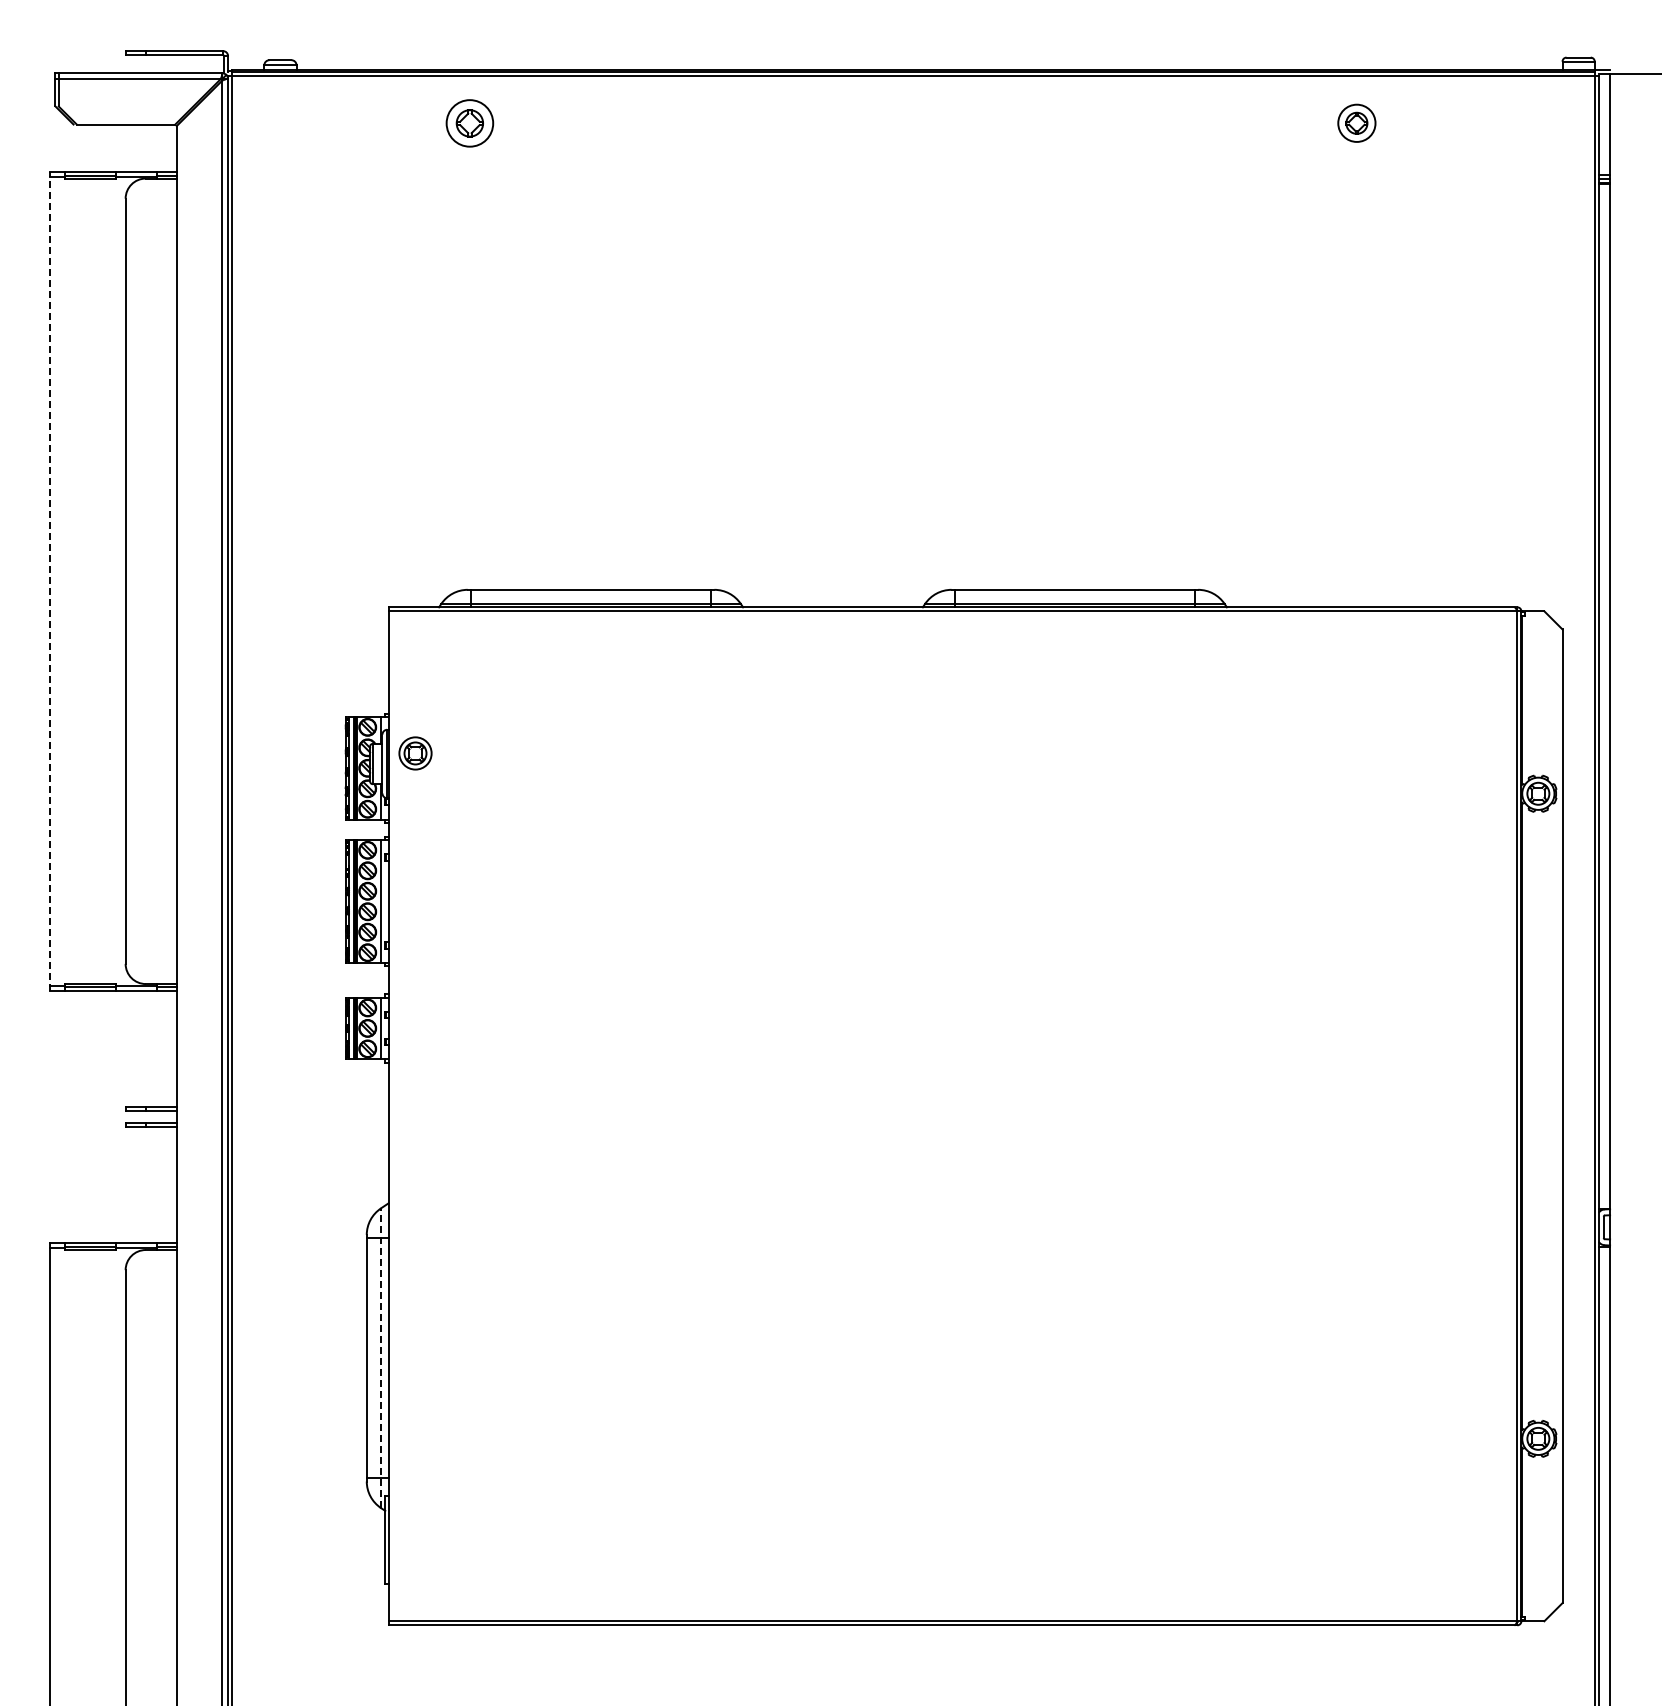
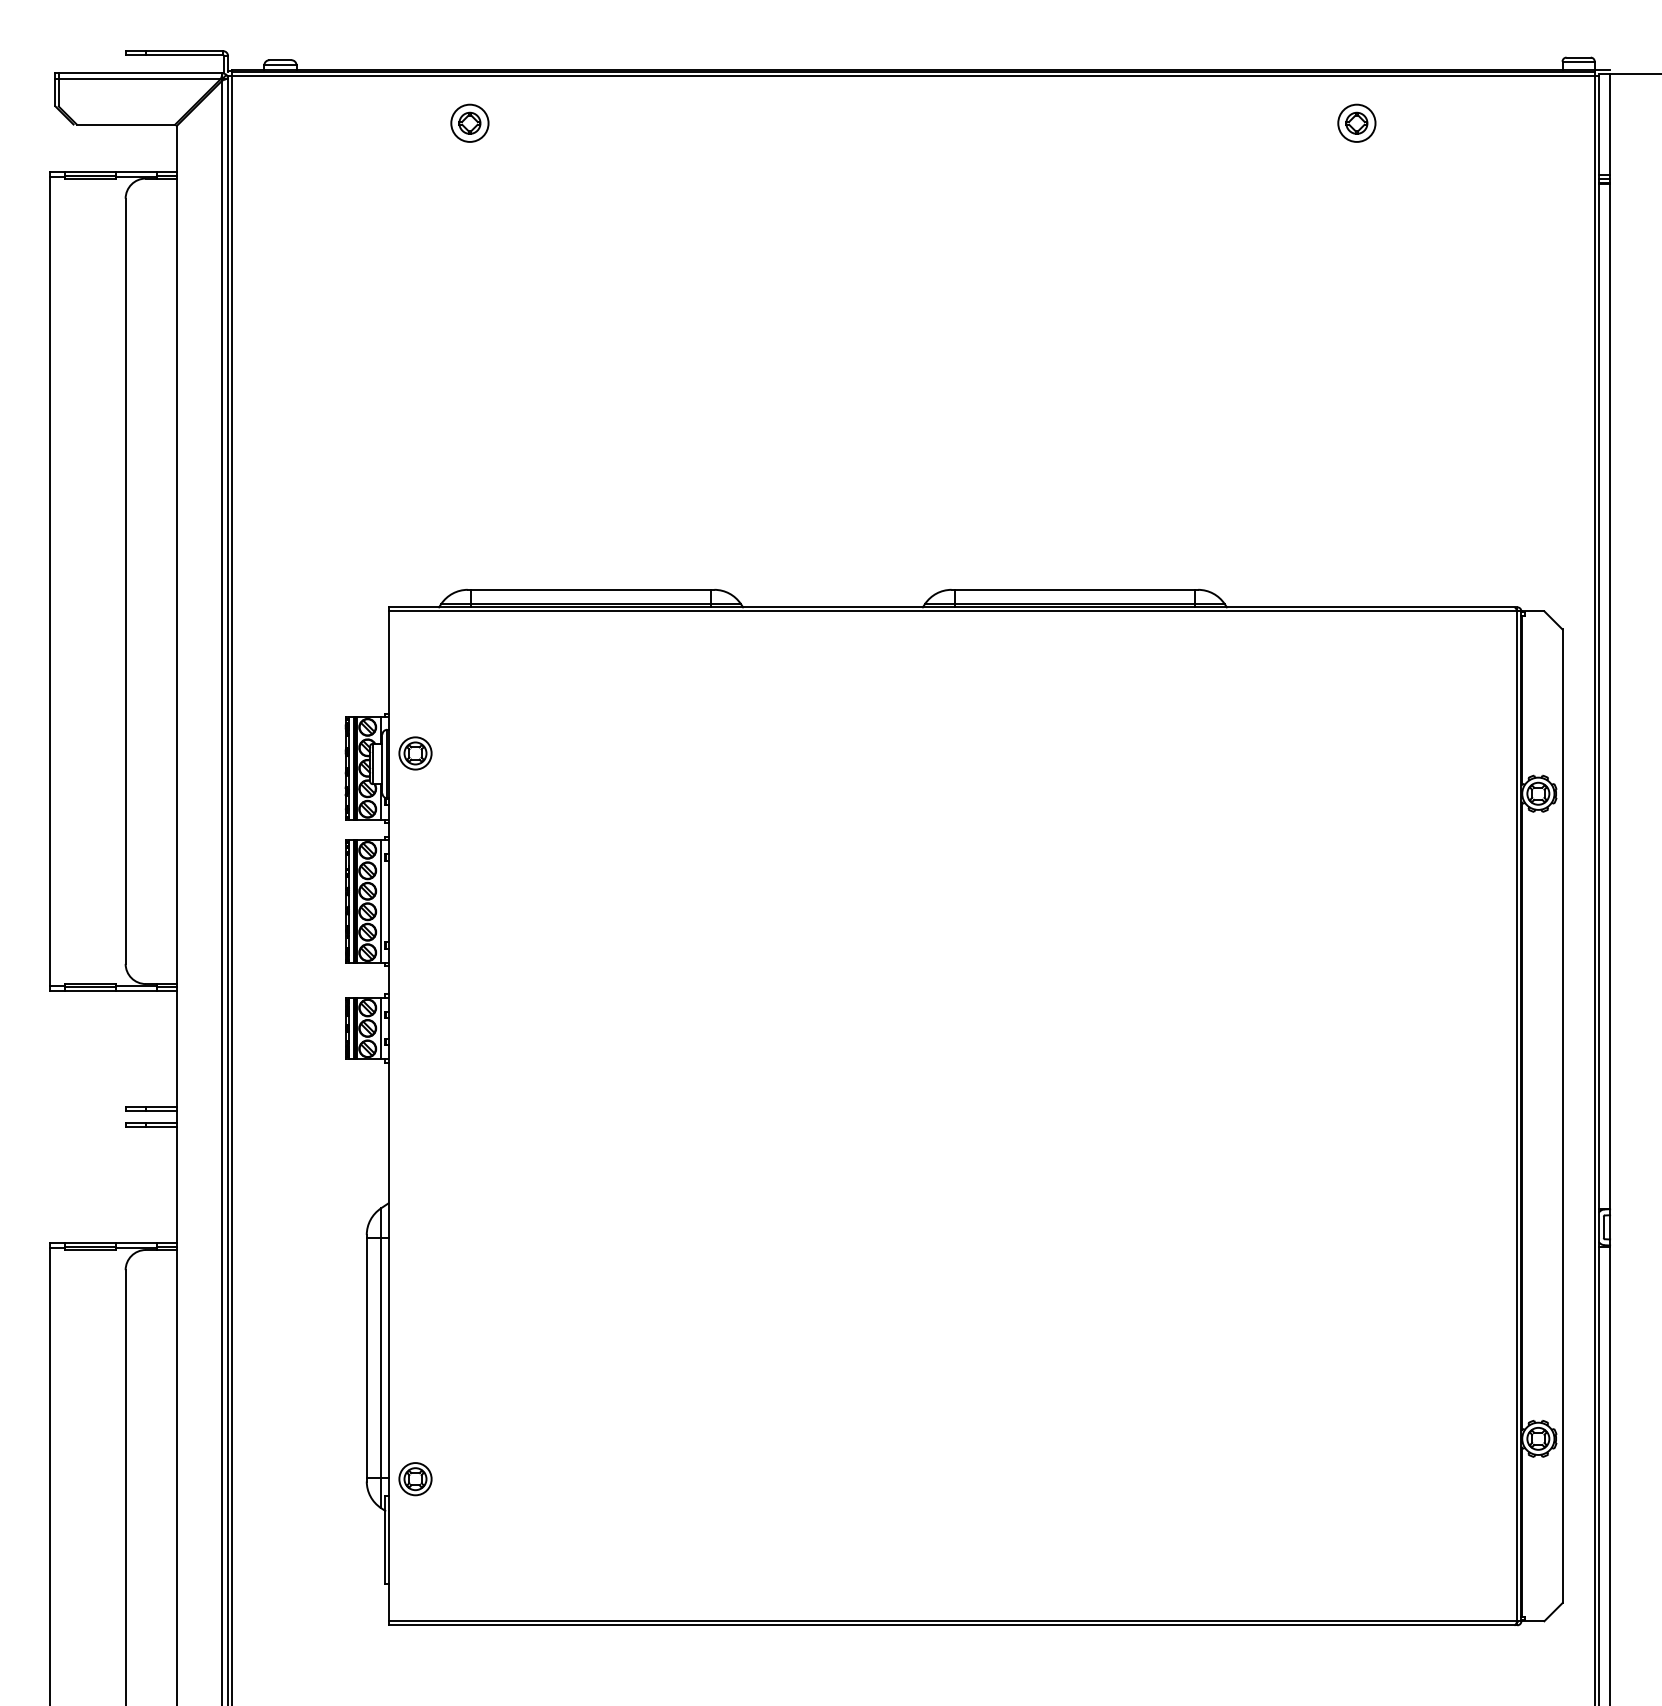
part size: 50x49 px -> 40x40 px (469, 122)
line: dashed -> solid (49, 581)
line: dashed -> solid (380, 1358)
part: none -> present (415, 1479)
